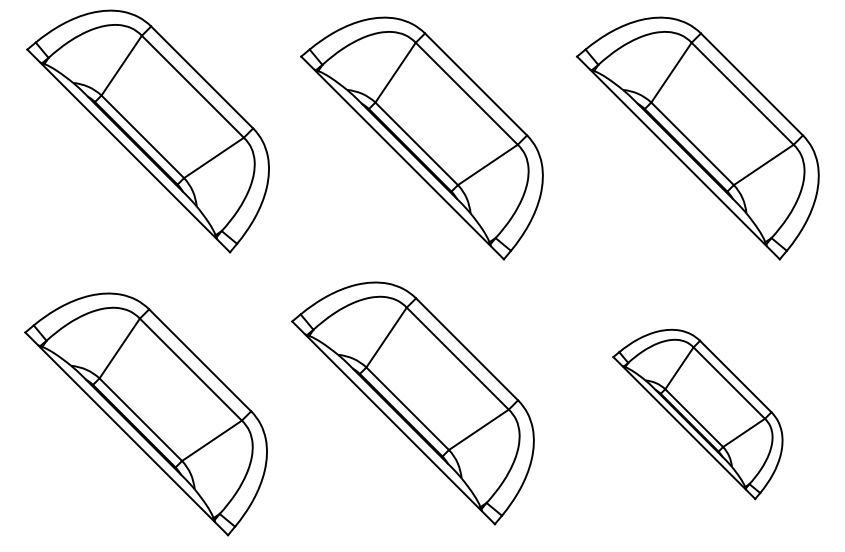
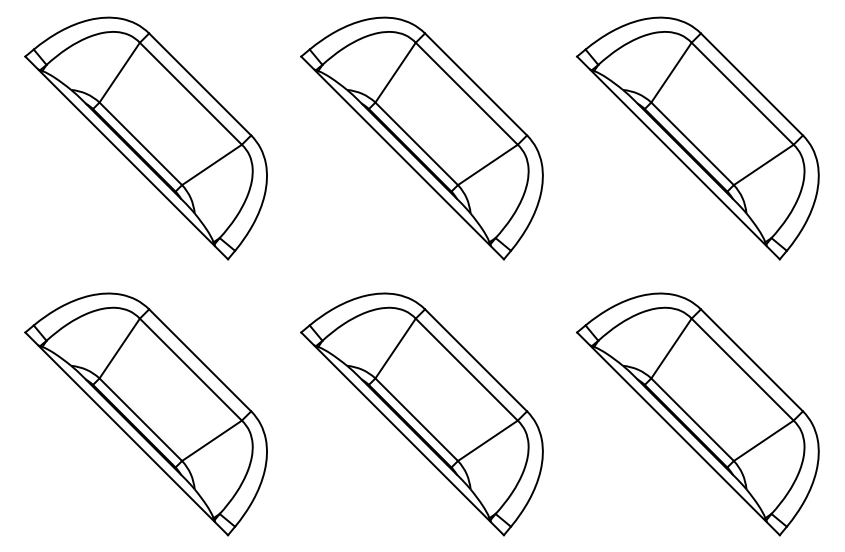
part position: (147, 131) -> (145, 138) (145, 138)
part position: (412, 403) -> (421, 414) (421, 414)
part size: 172x173 px -> 244x245 px (697, 414)
